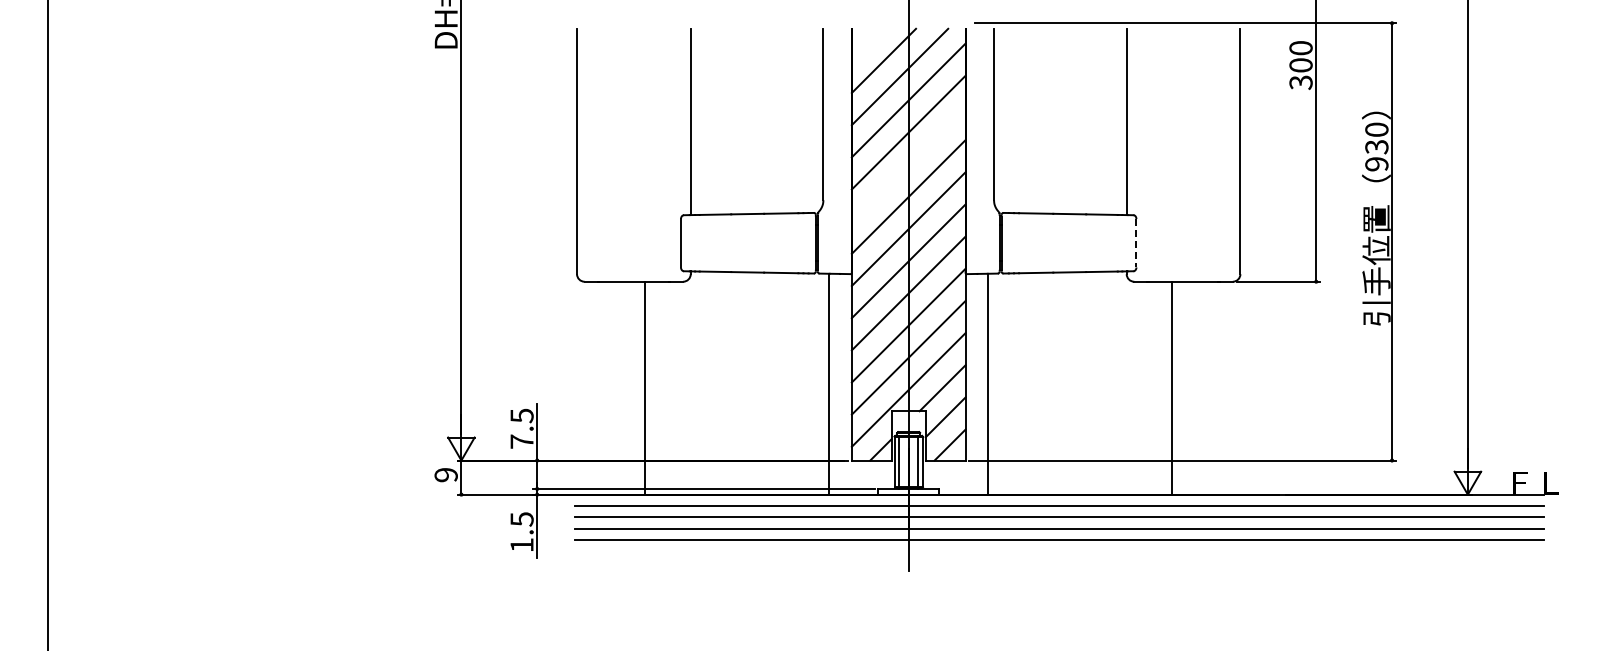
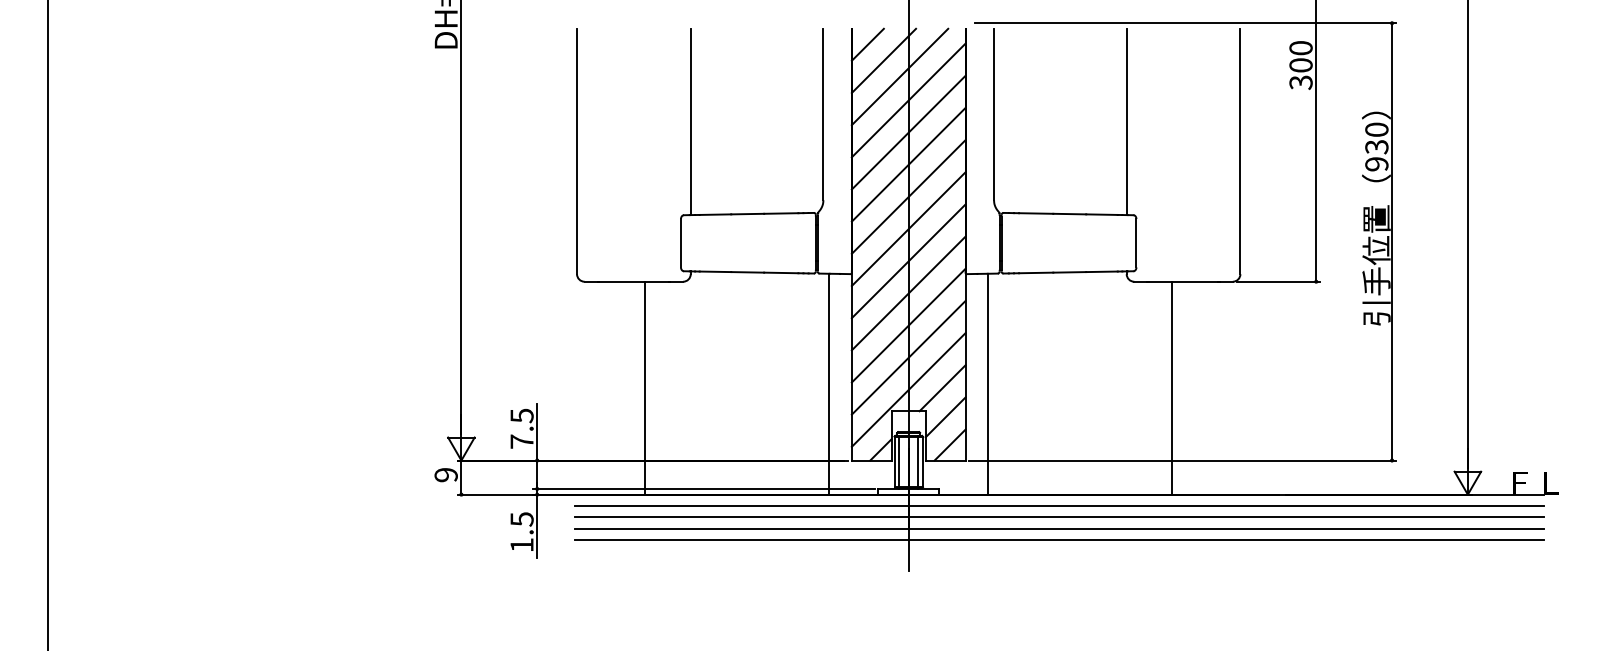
line: none -> present (867, 44)
line: none -> present (908, 164)
line: dashed -> solid (1136, 243)
